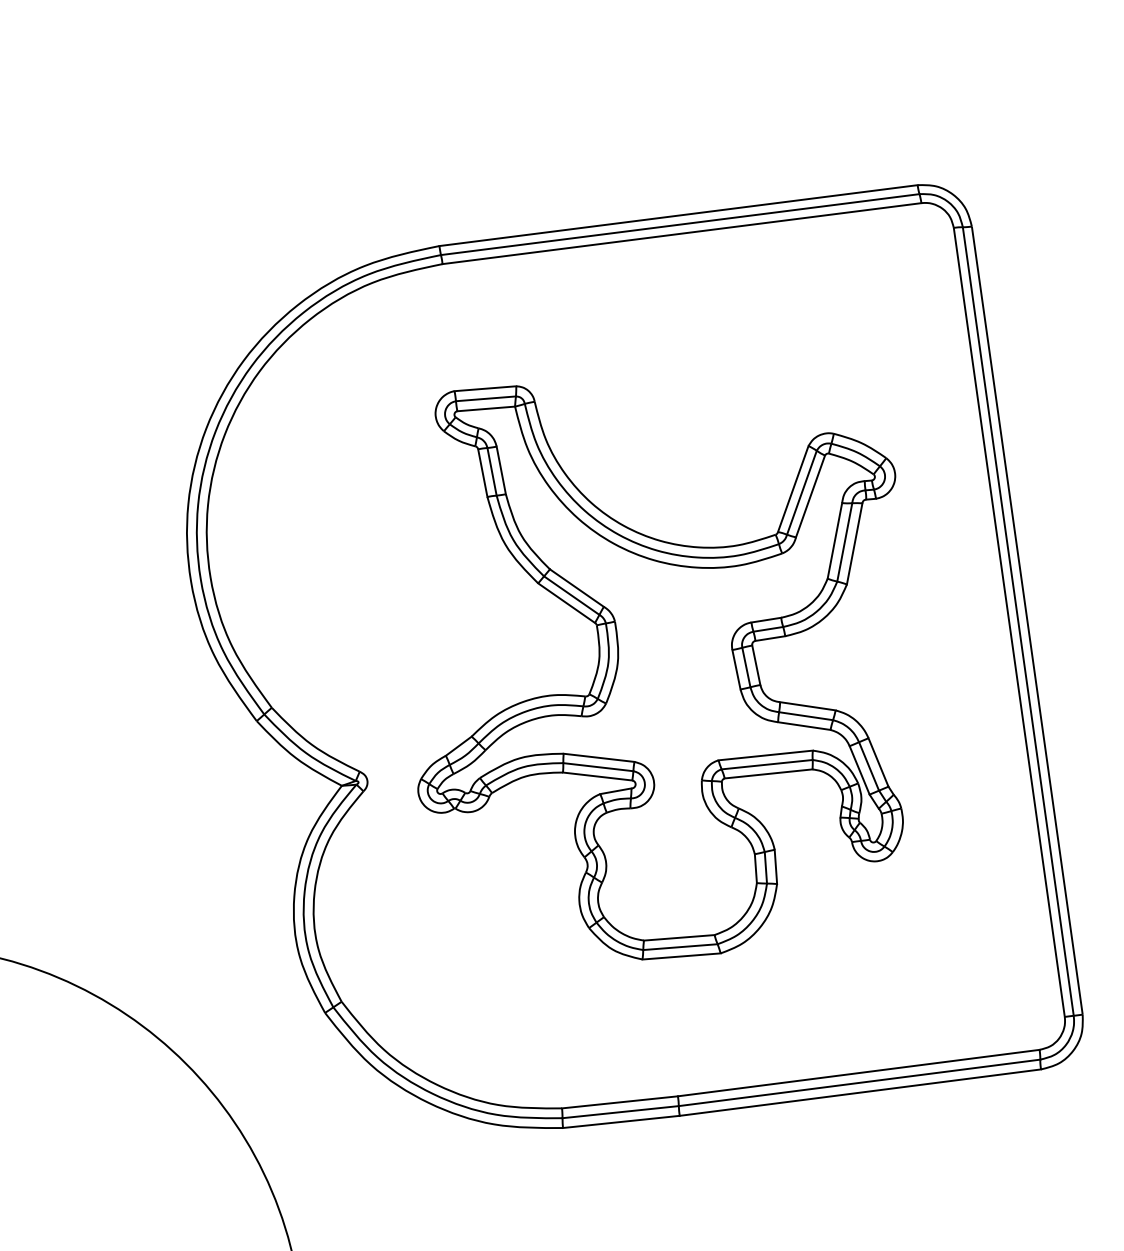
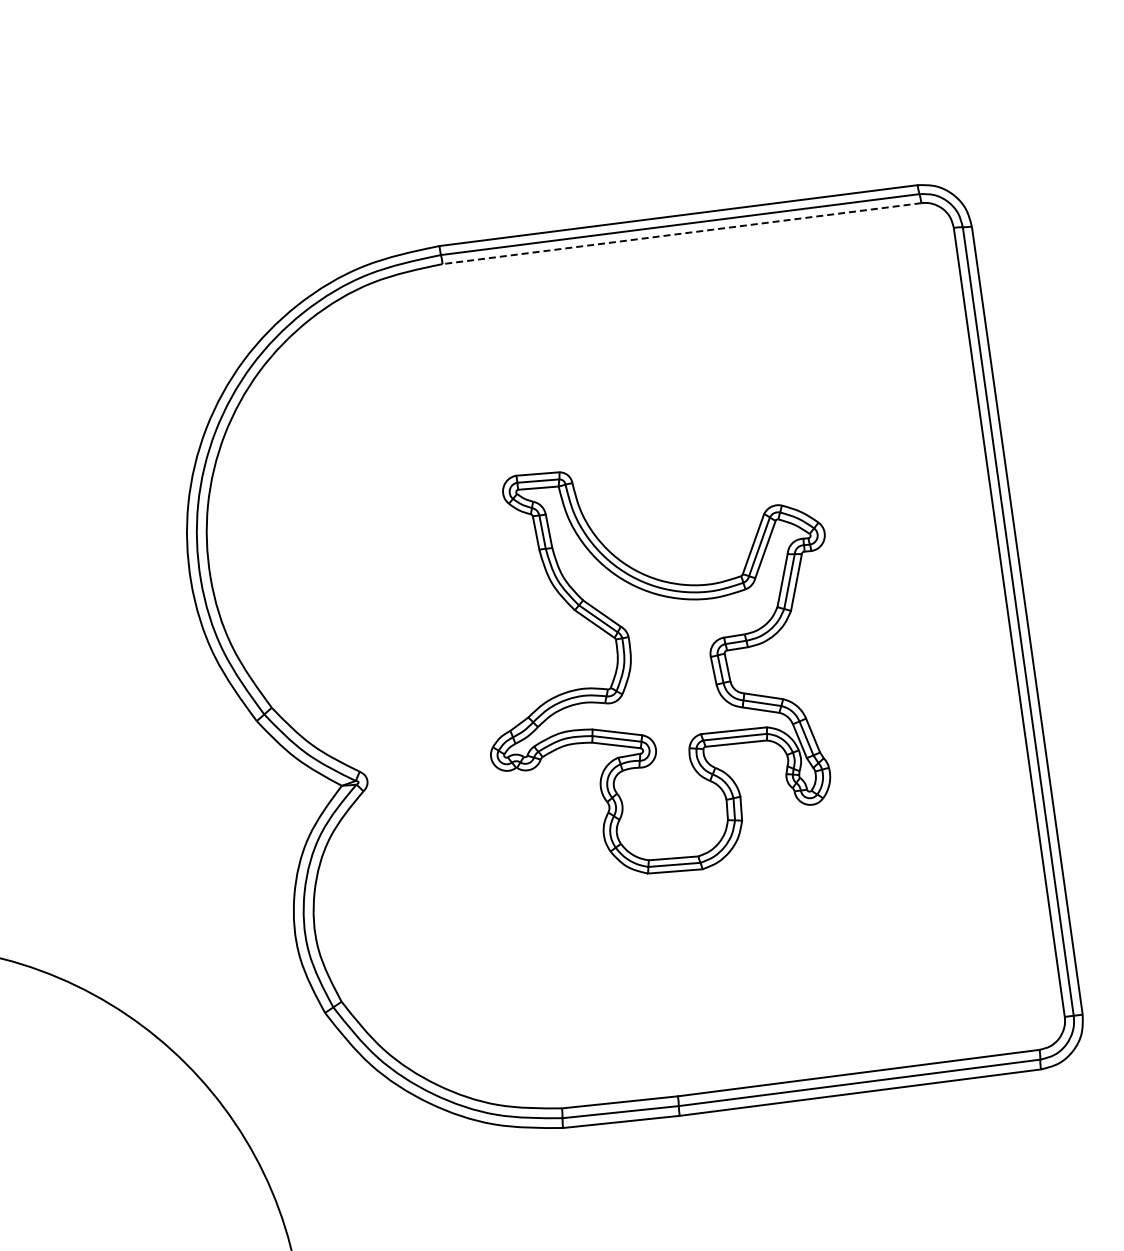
line: solid -> dashed (681, 233)
part size: 487x576 px -> 342x404 px (660, 672)
